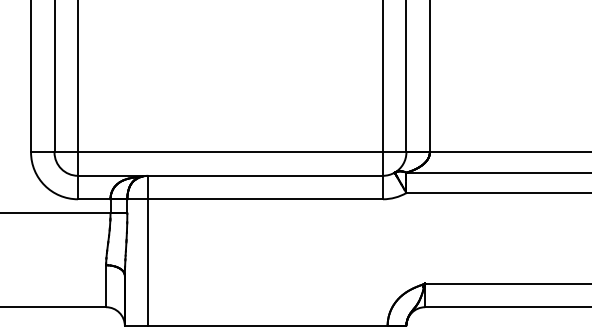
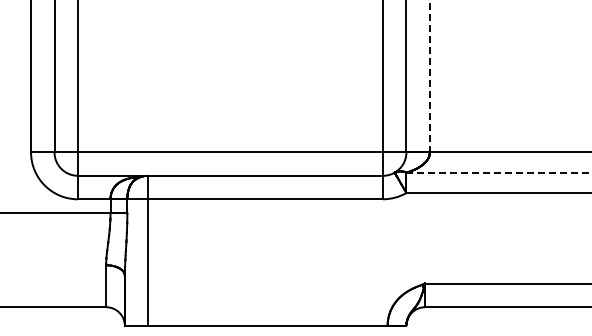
line: solid -> dashed (429, 76)
line: solid -> dashed (499, 172)
